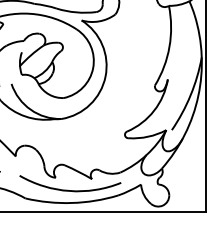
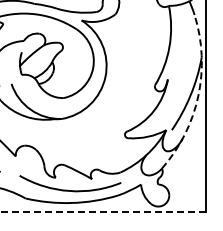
arc: solid -> dashed (198, 96)
line: solid -> dashed (103, 211)
